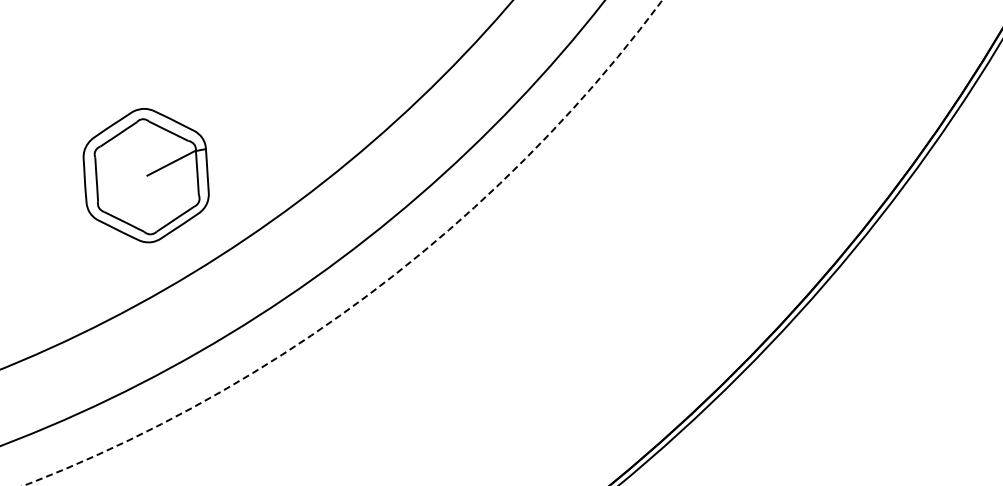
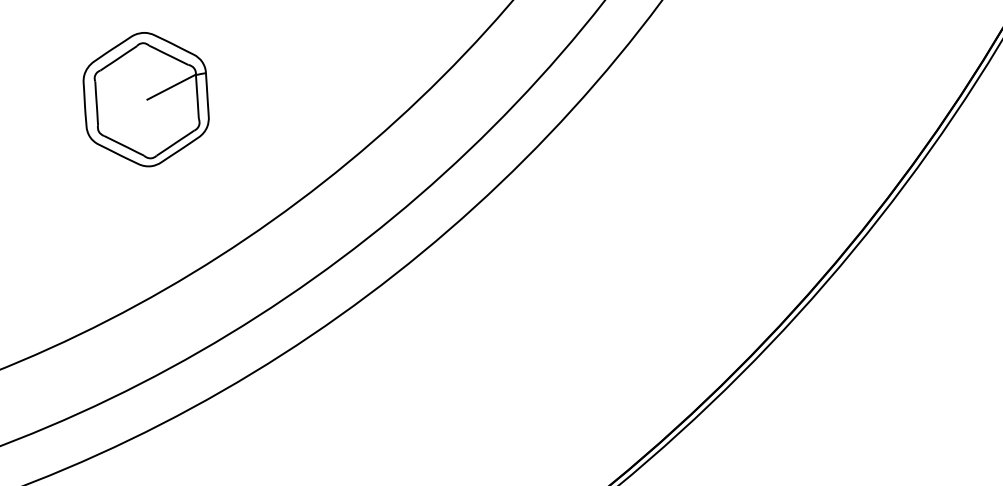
part position: (145, 175) -> (145, 99) (145, 99)
circle: dashed -> solid (342, 242)
